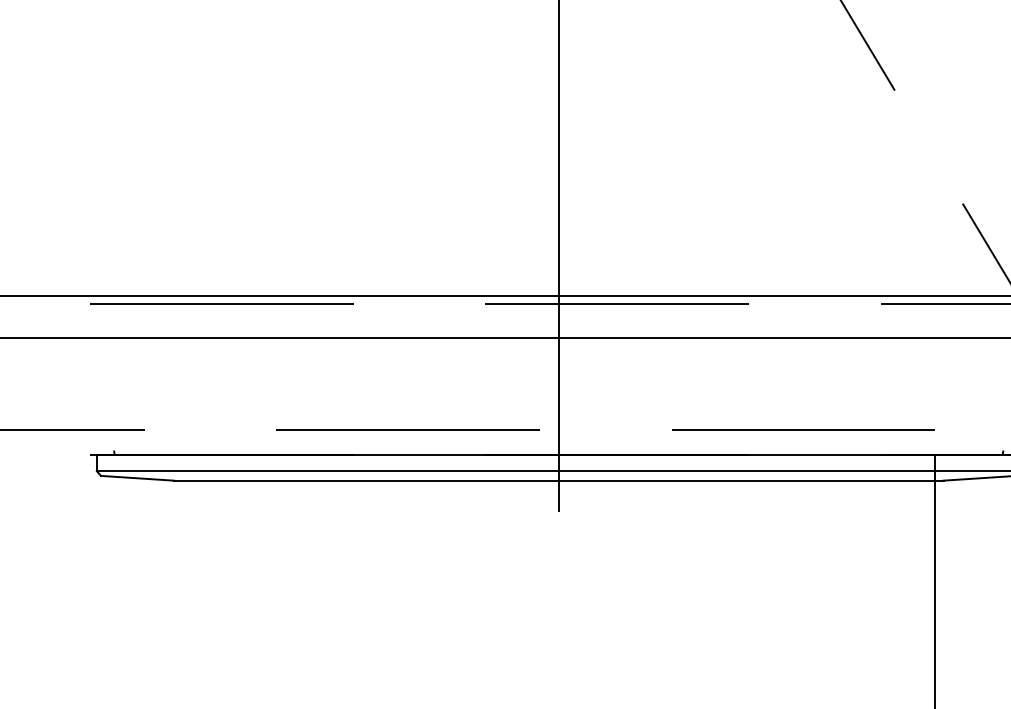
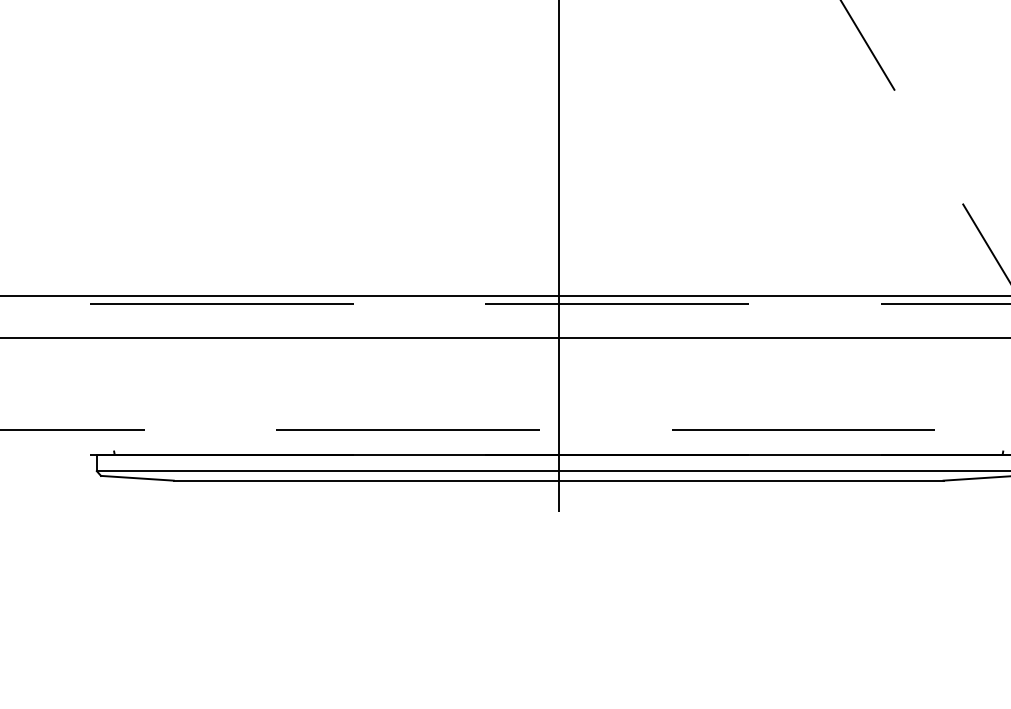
line: present -> none (935, 579)
